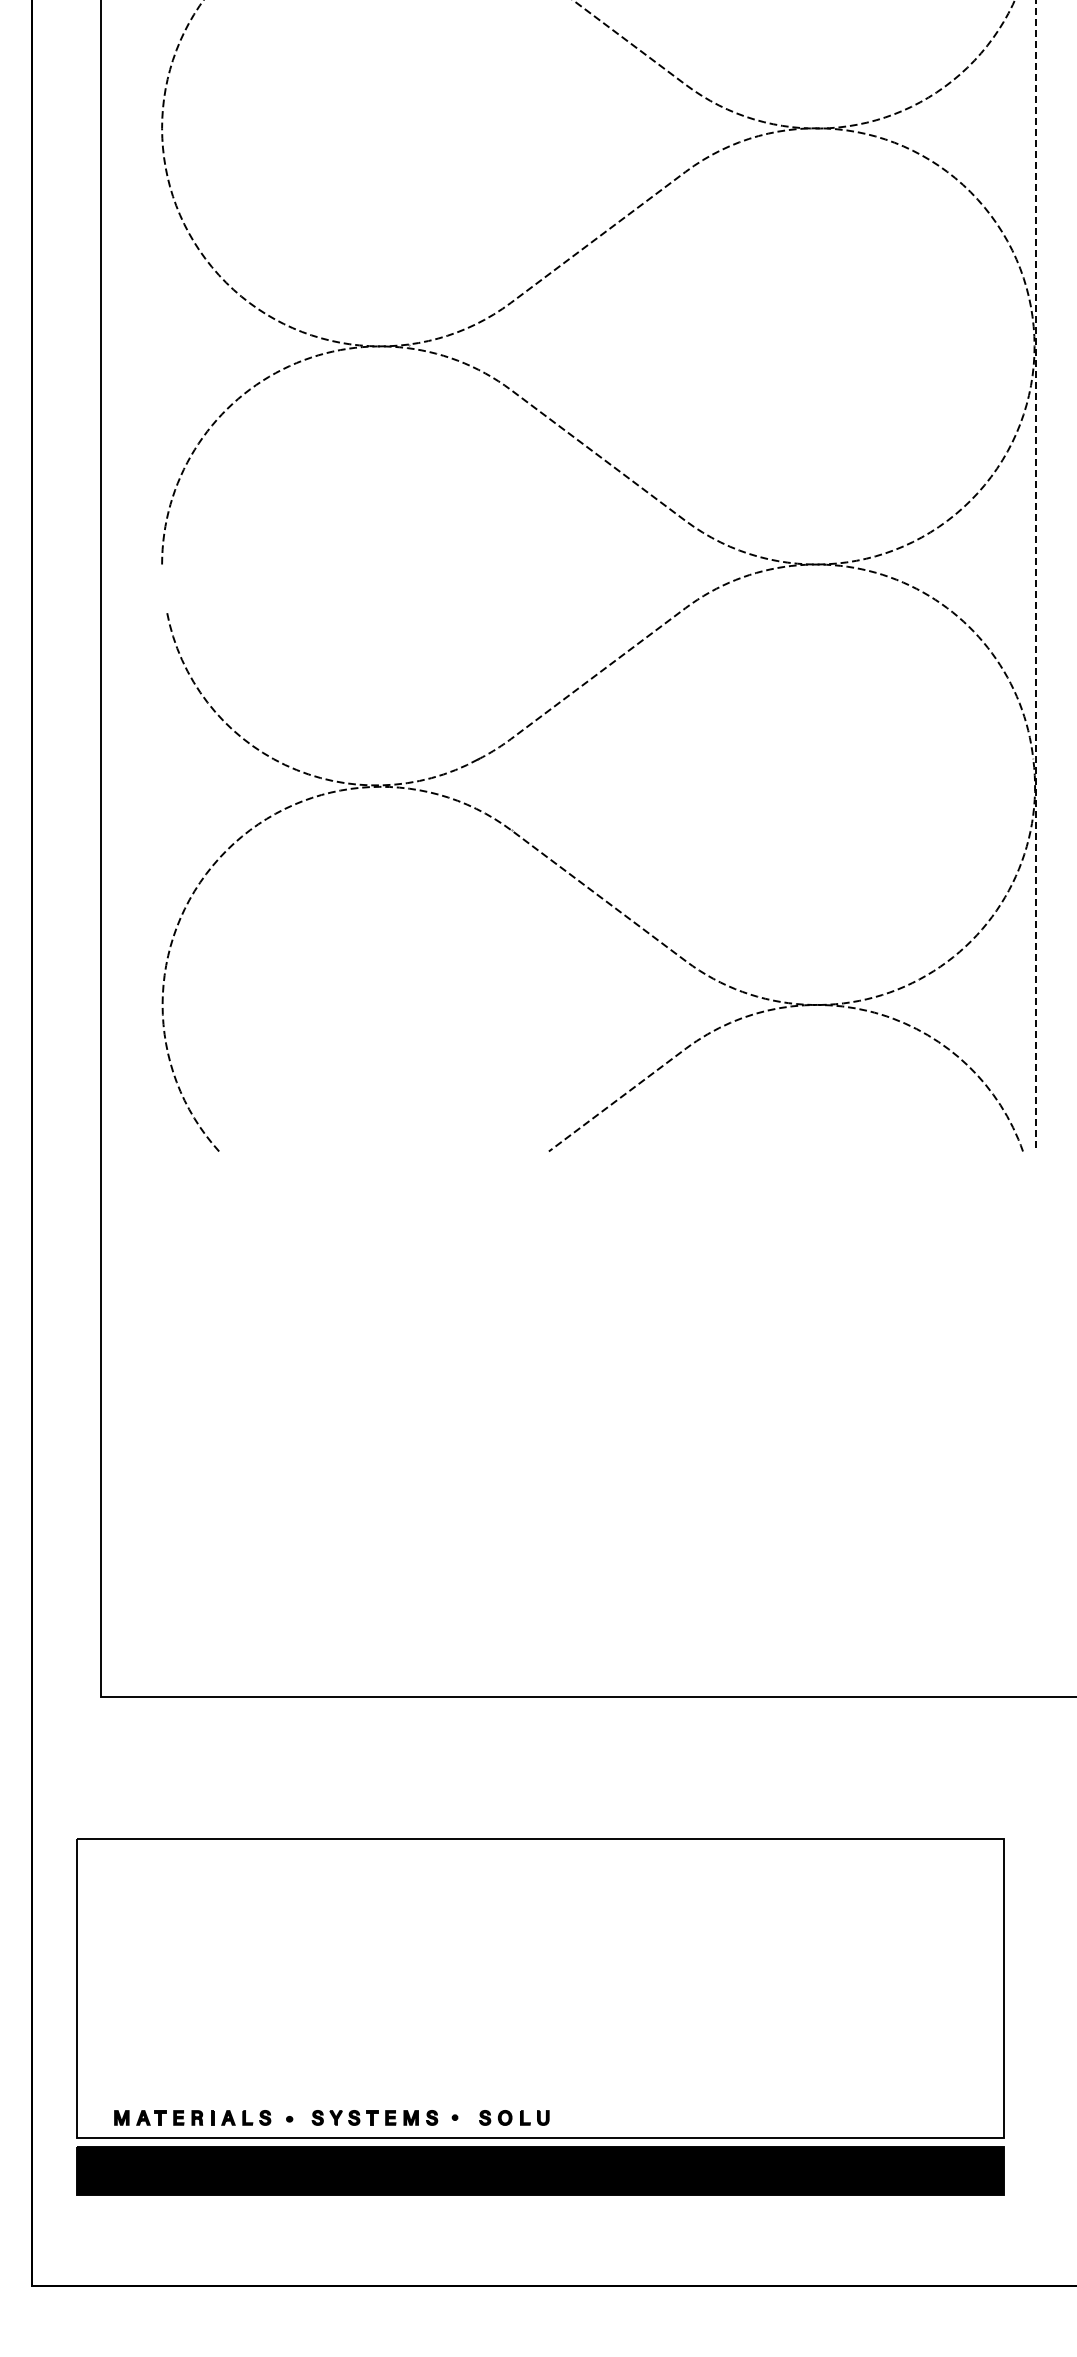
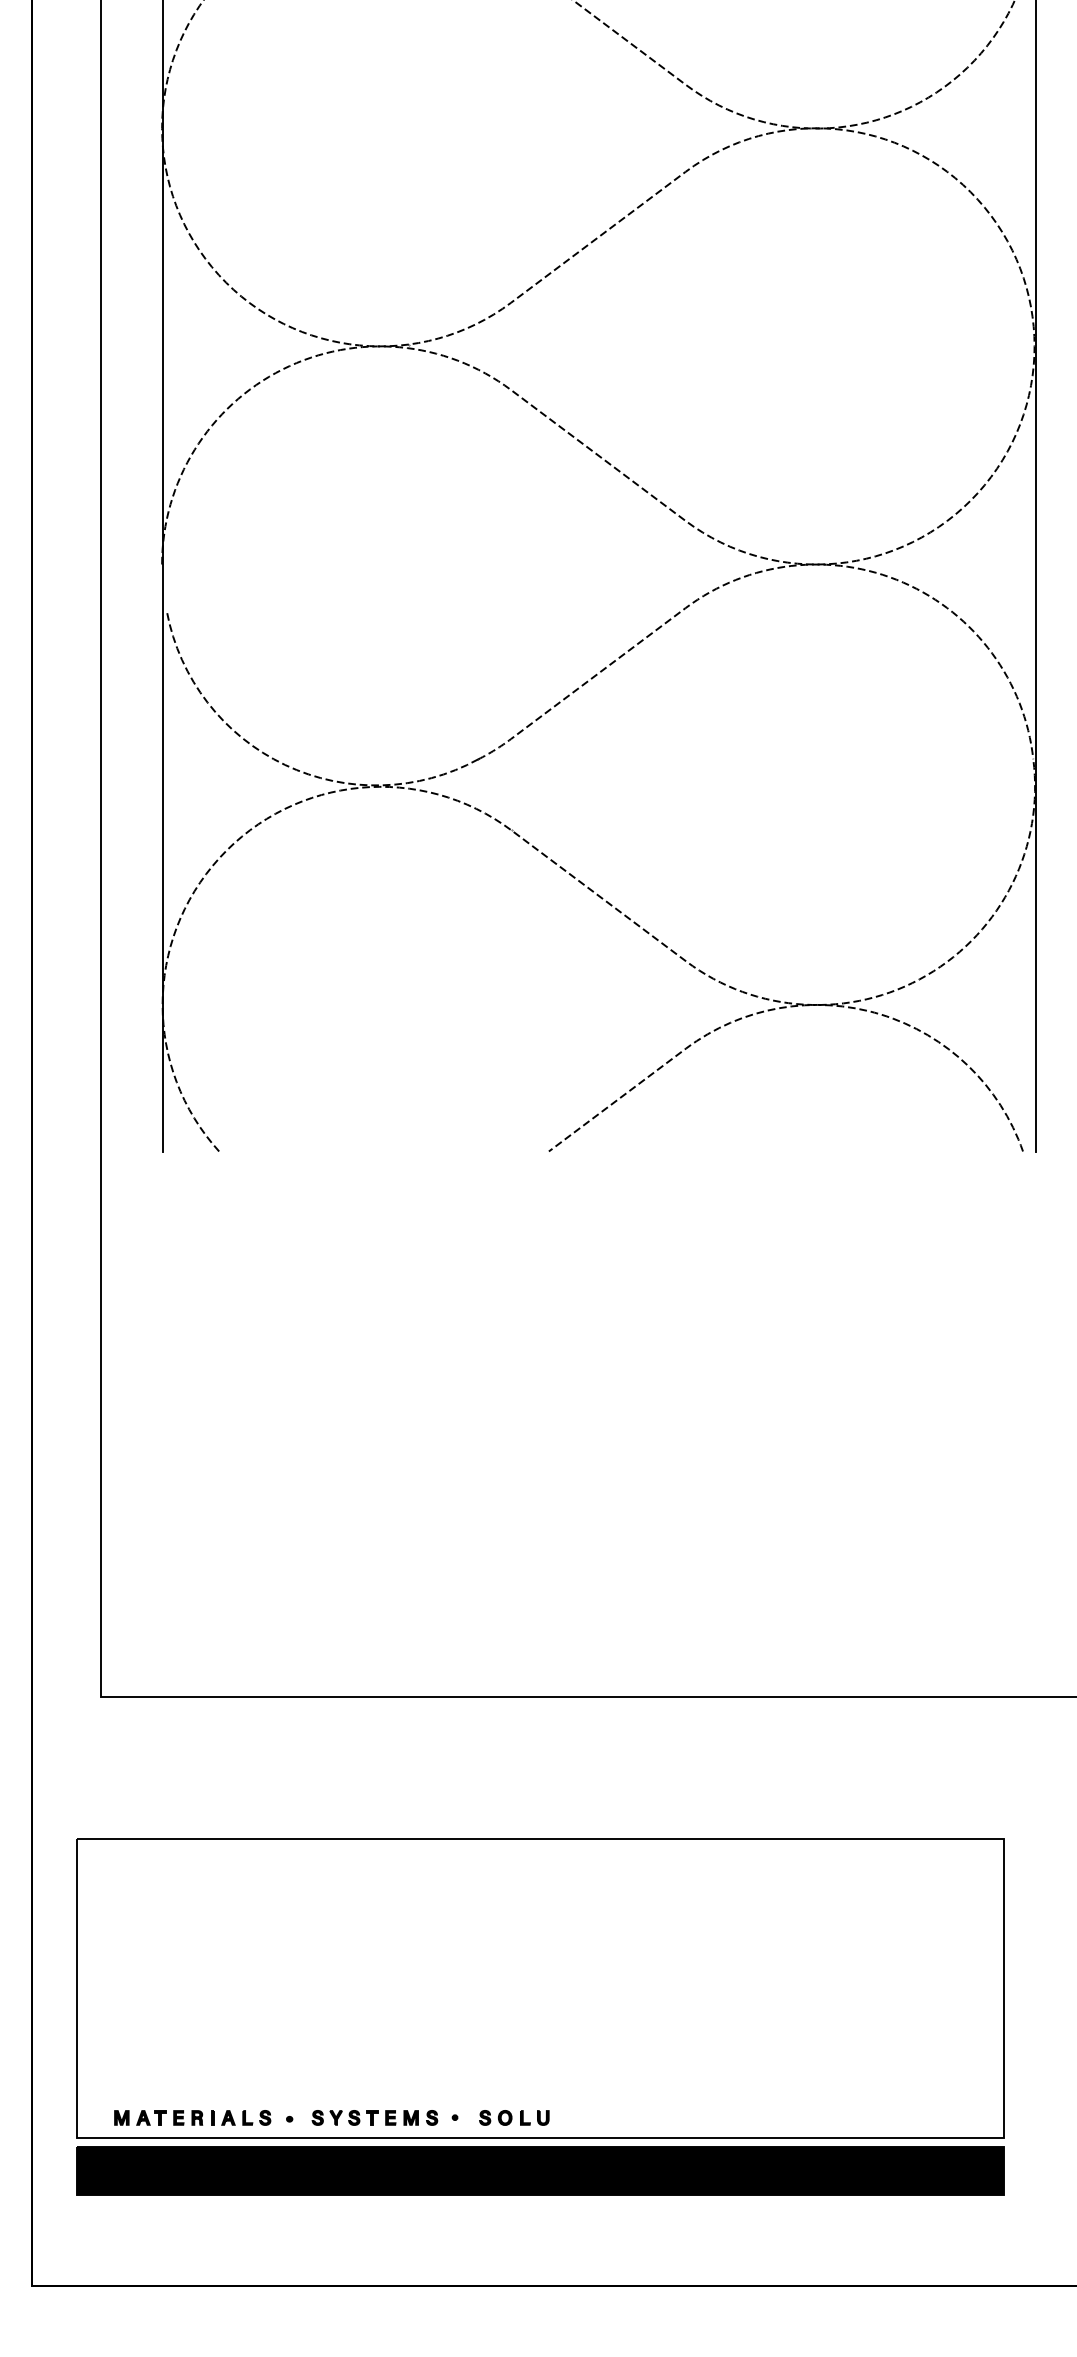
line: none -> present (163, 576)
line: dashed -> solid (1035, 576)
